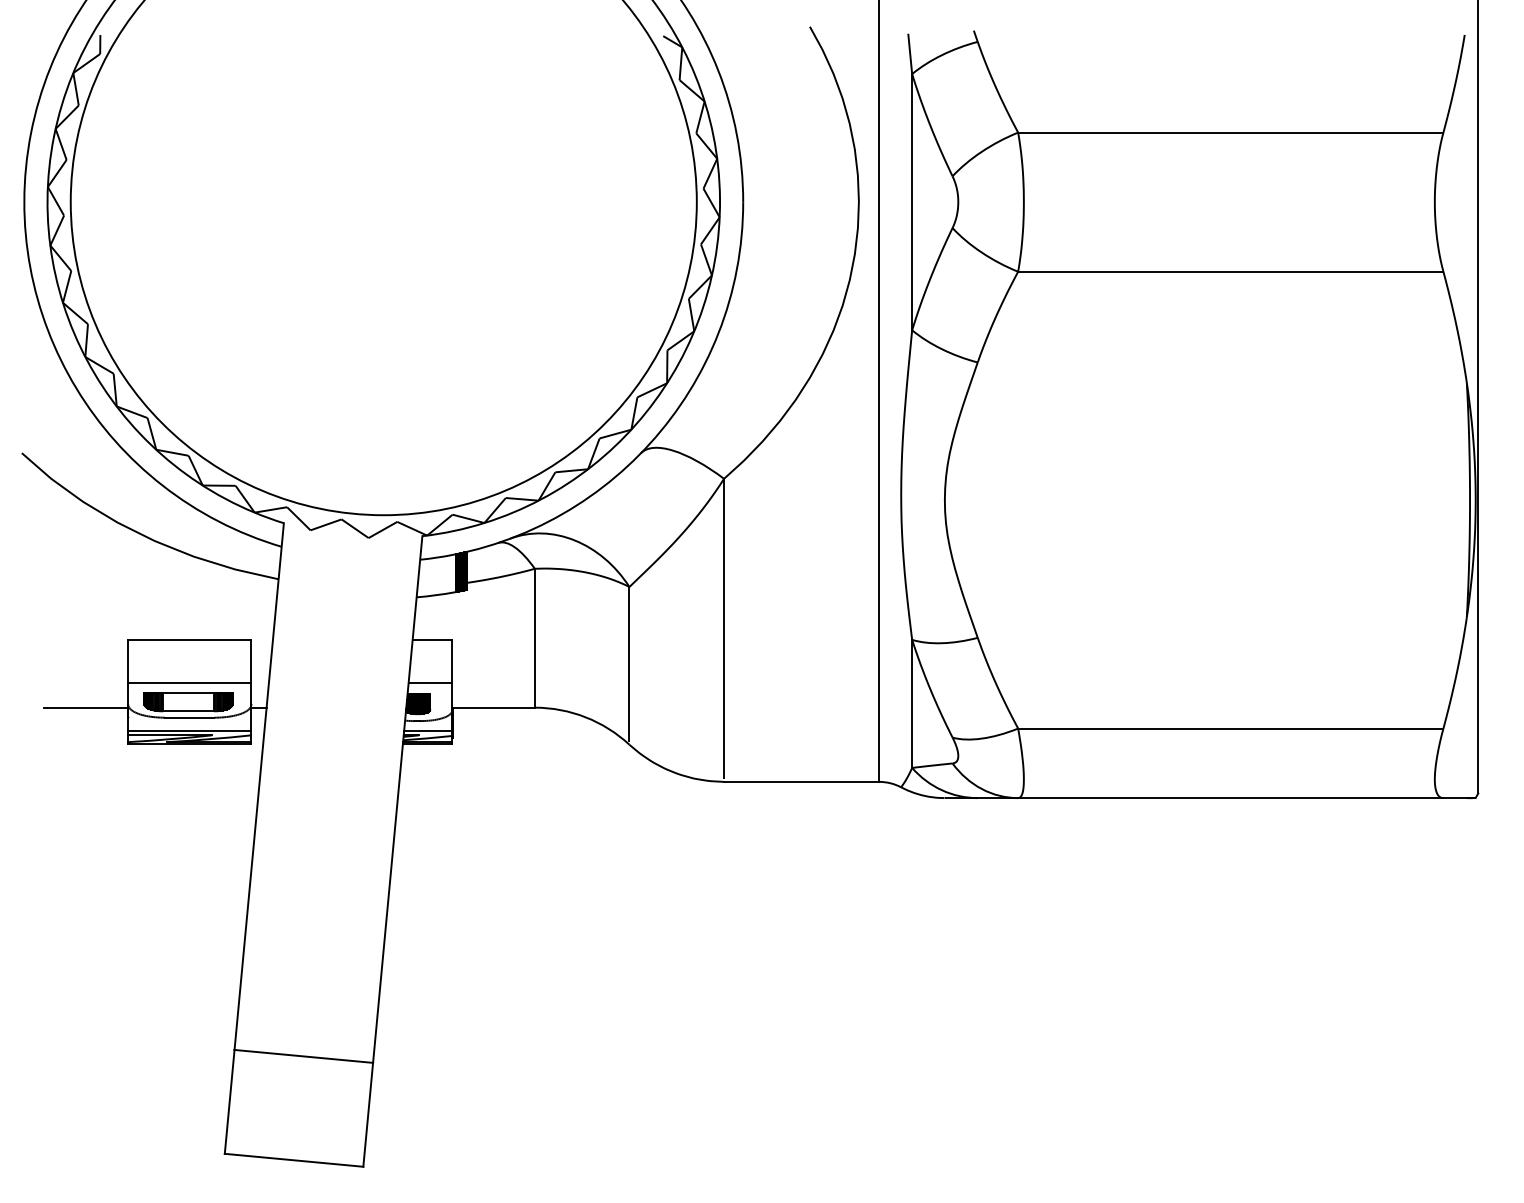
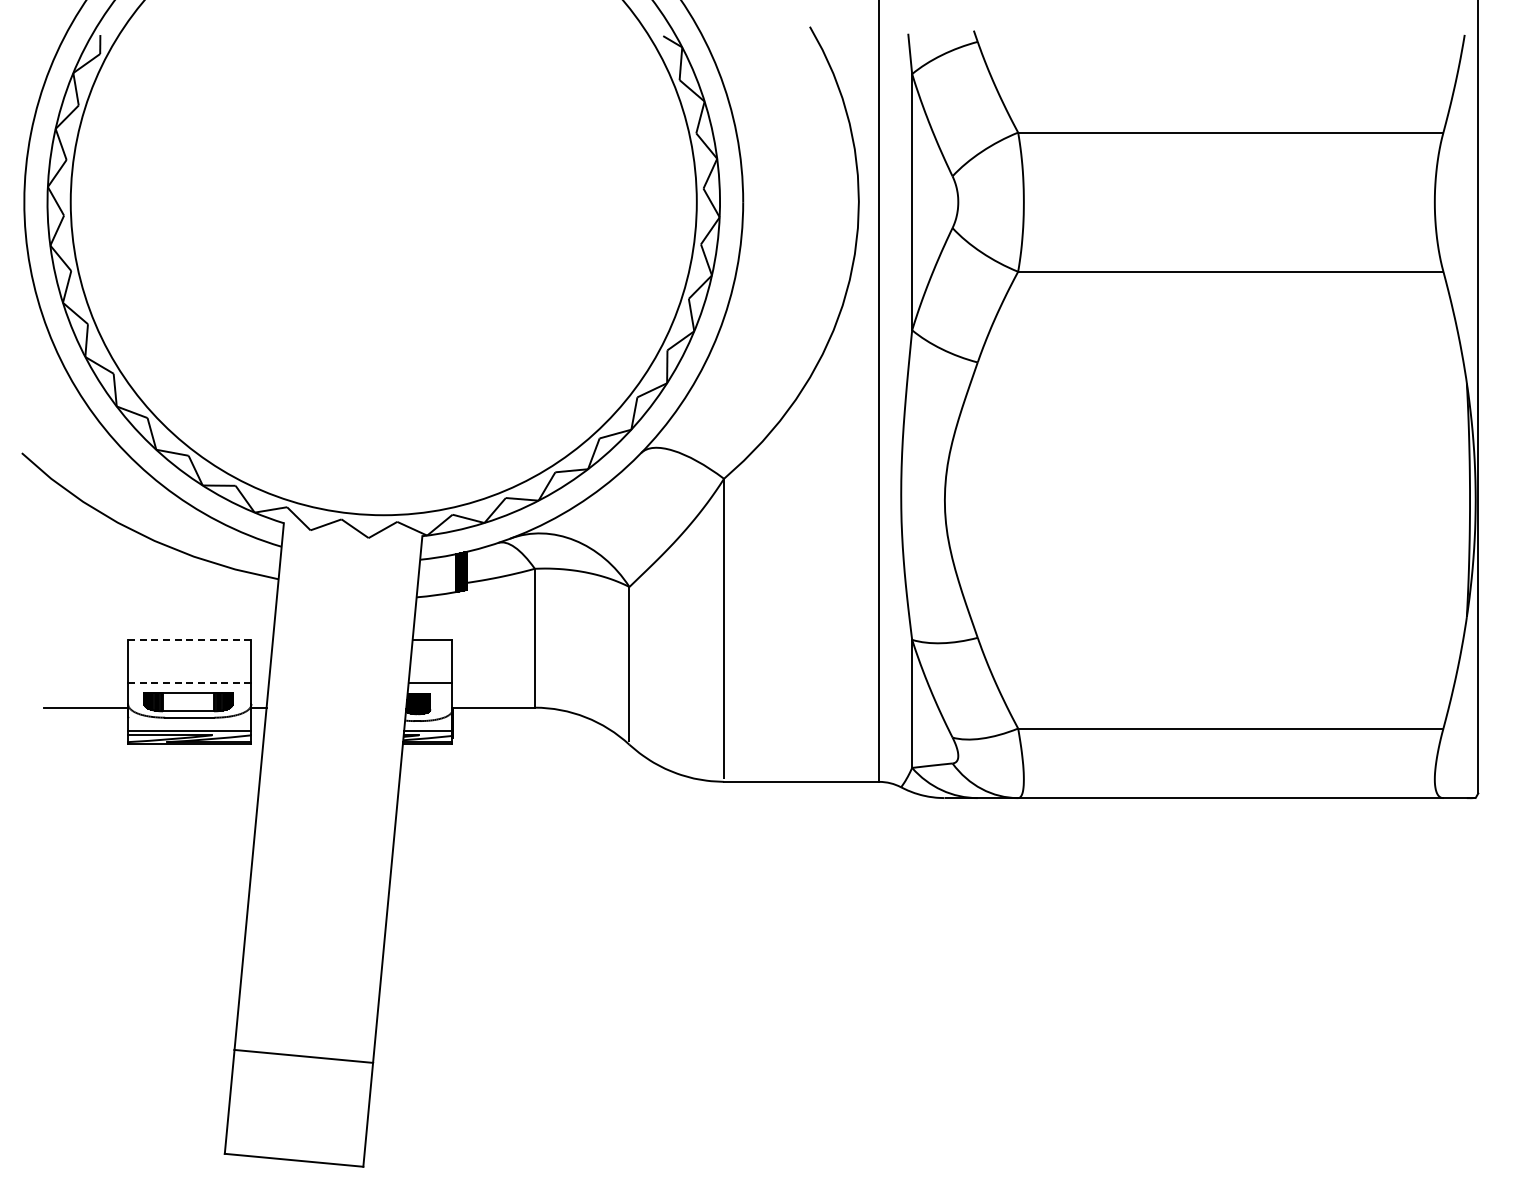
line: solid -> dashed (189, 640)
line: solid -> dashed (189, 682)
